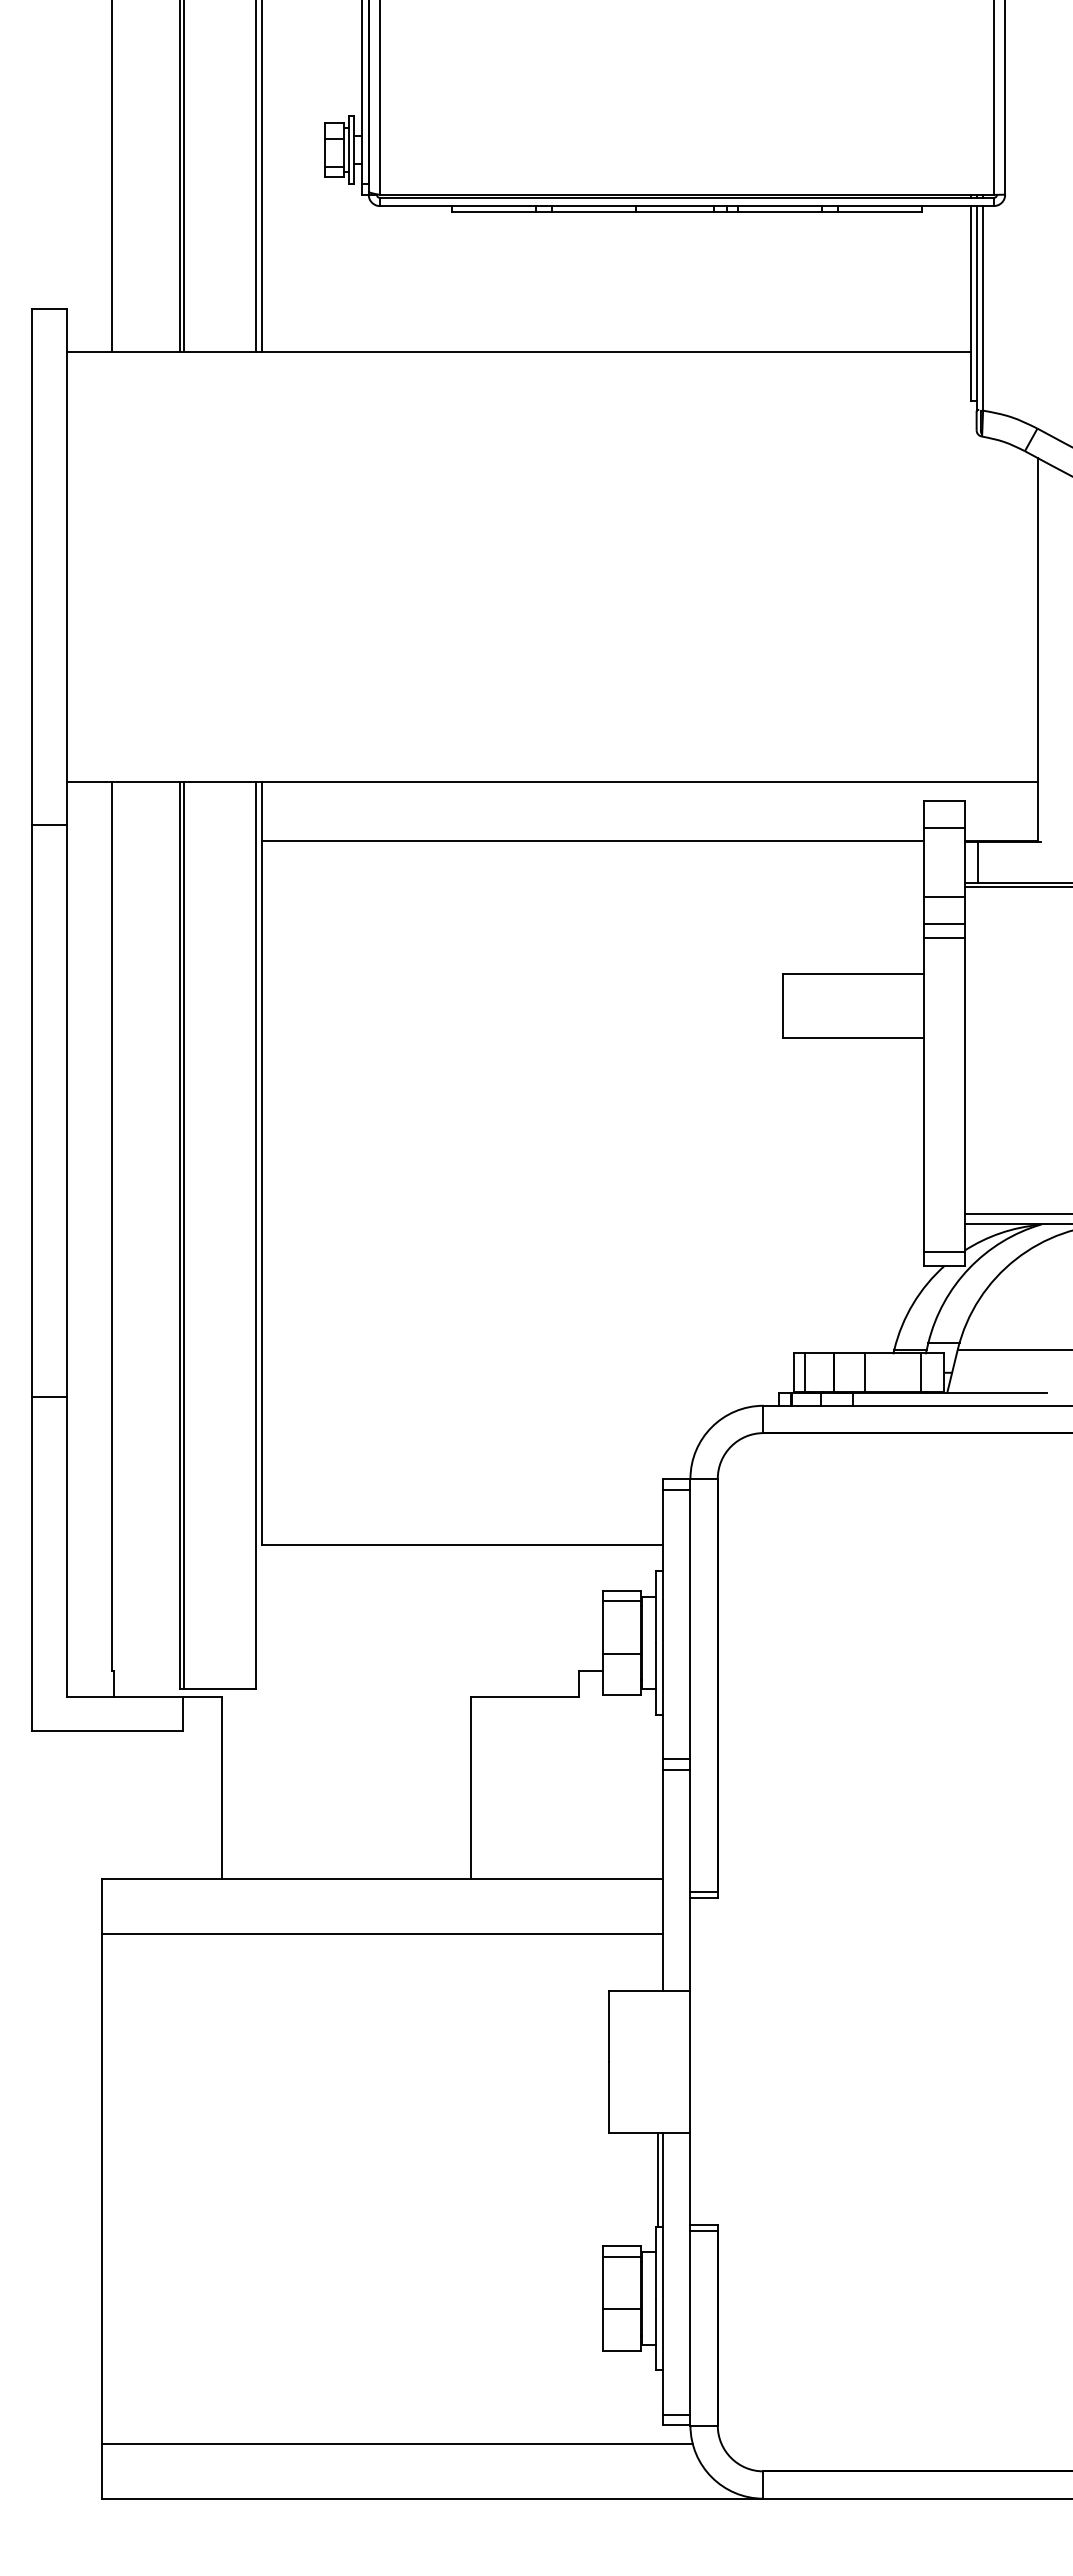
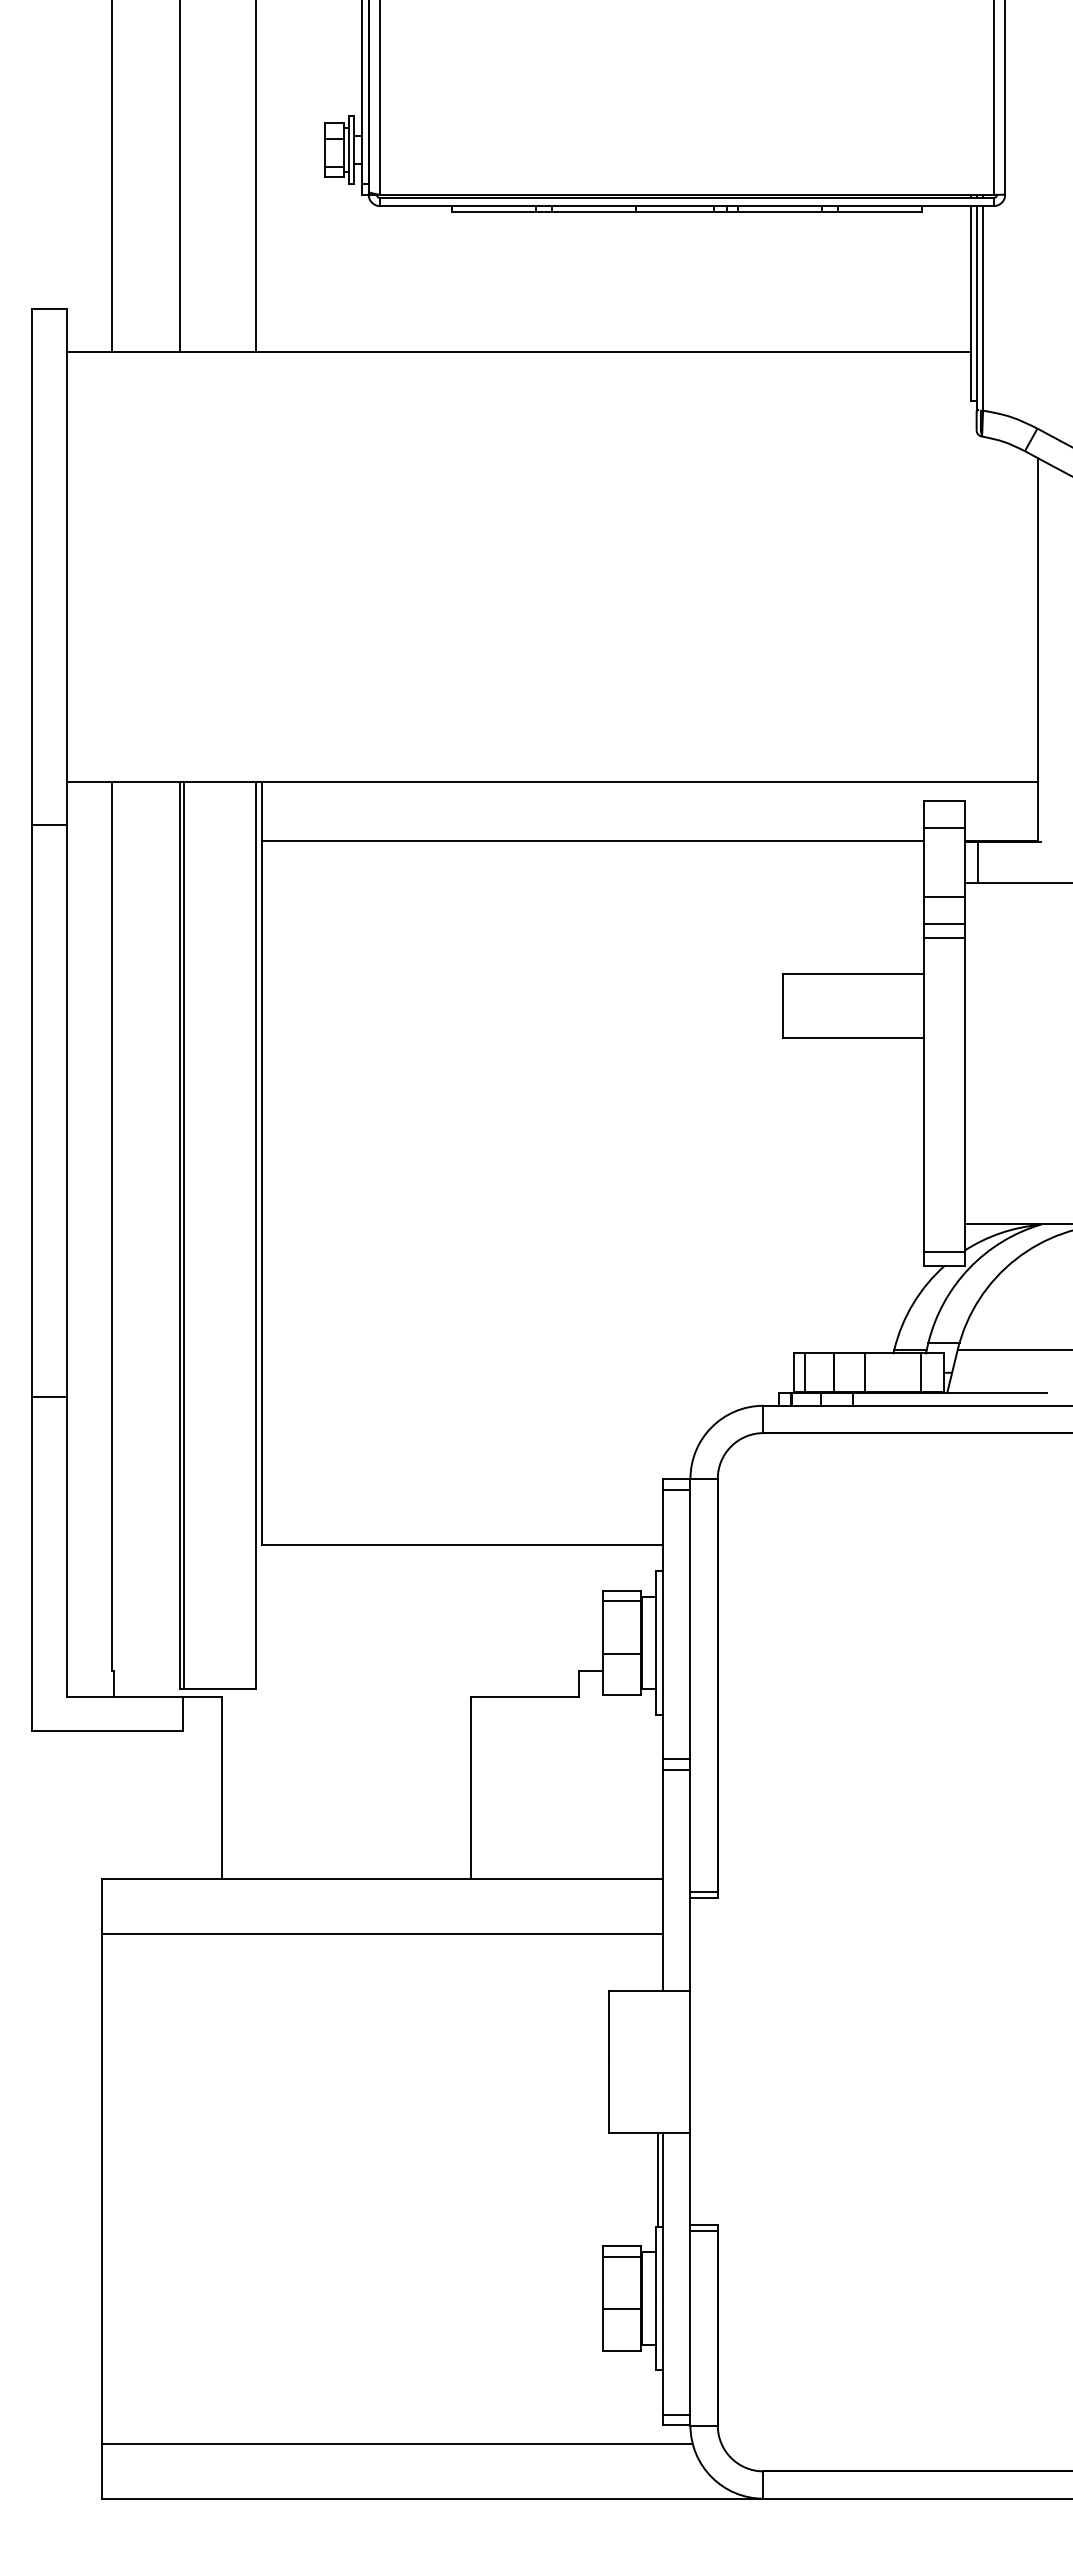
line: present -> none (184, 176)
line: present -> none (262, 176)
line: present -> none (1016, 887)
line: present -> none (1016, 1214)
